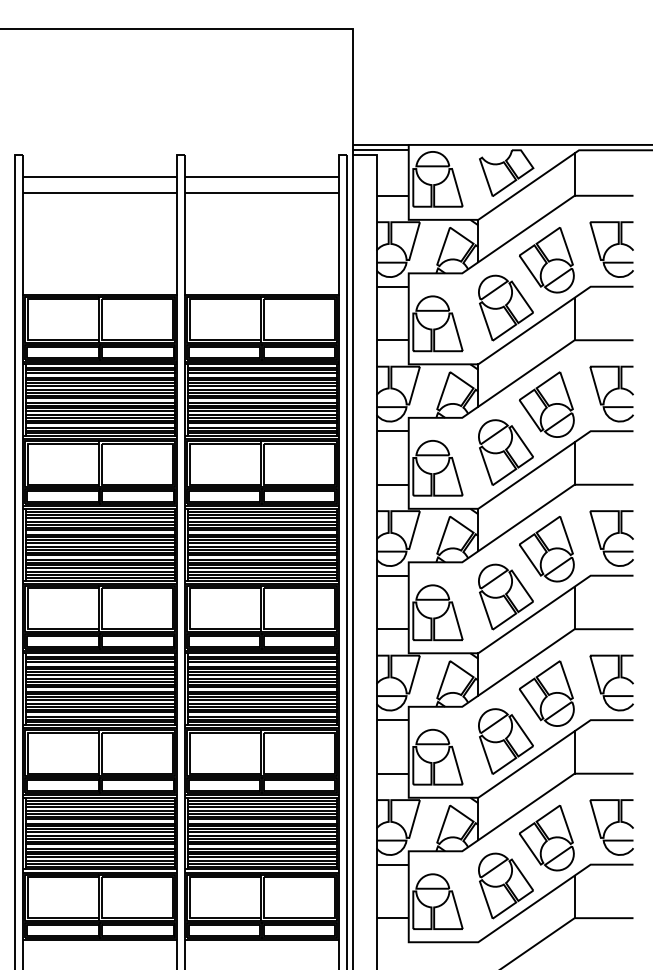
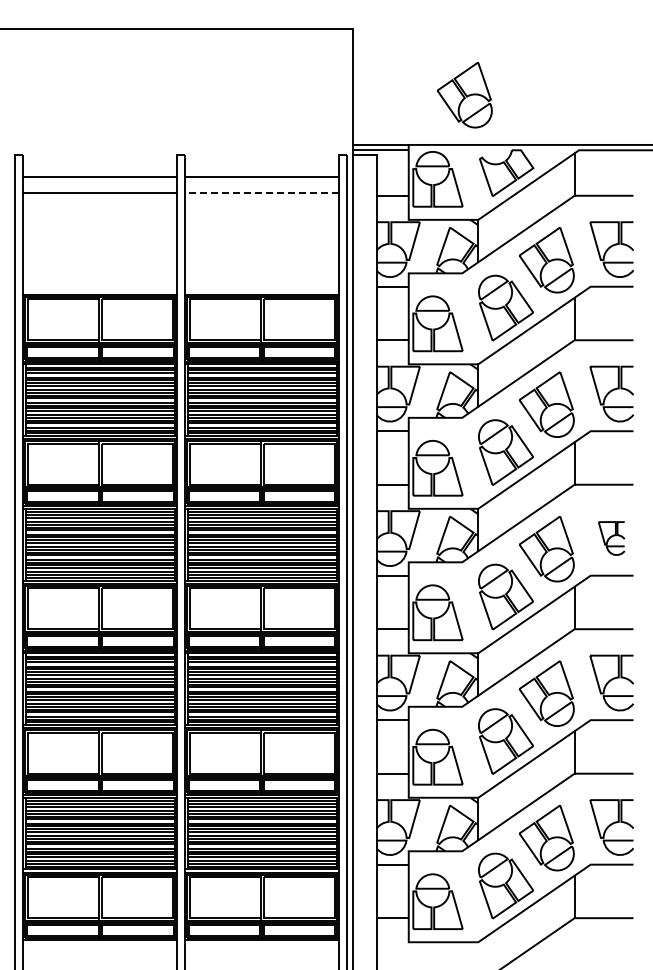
part: none -> present (464, 95)
line: solid -> dashed (262, 192)
part size: 45x57 px -> 28x35 px (611, 538)
